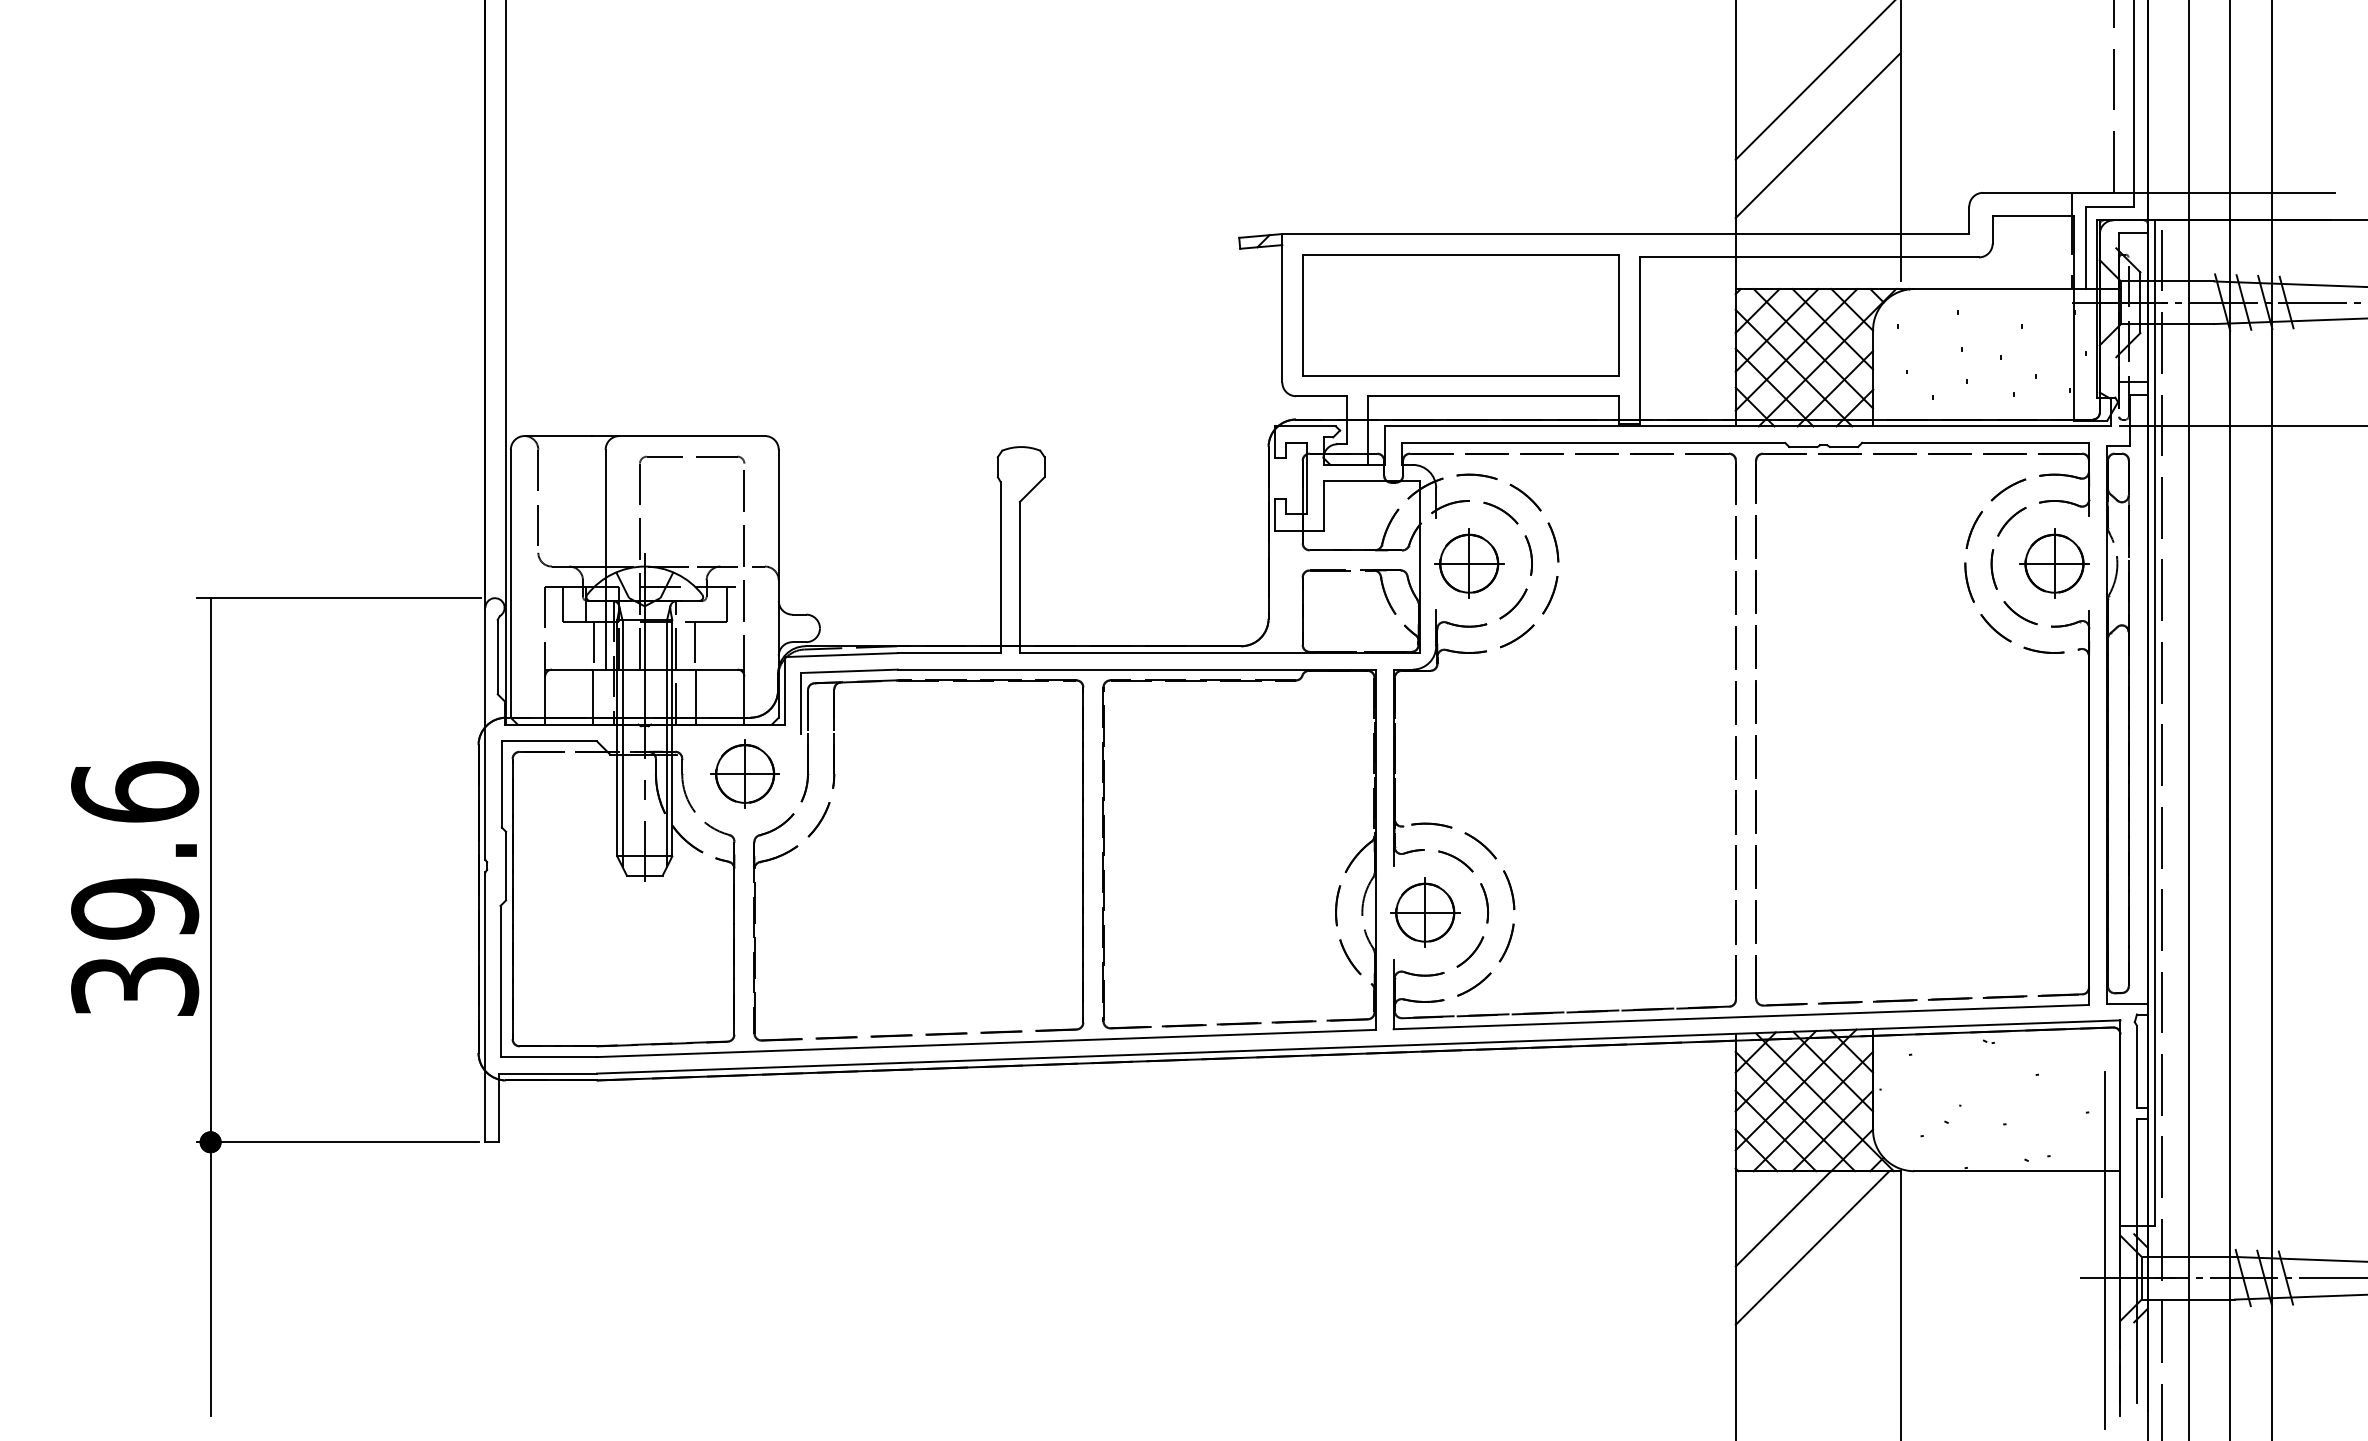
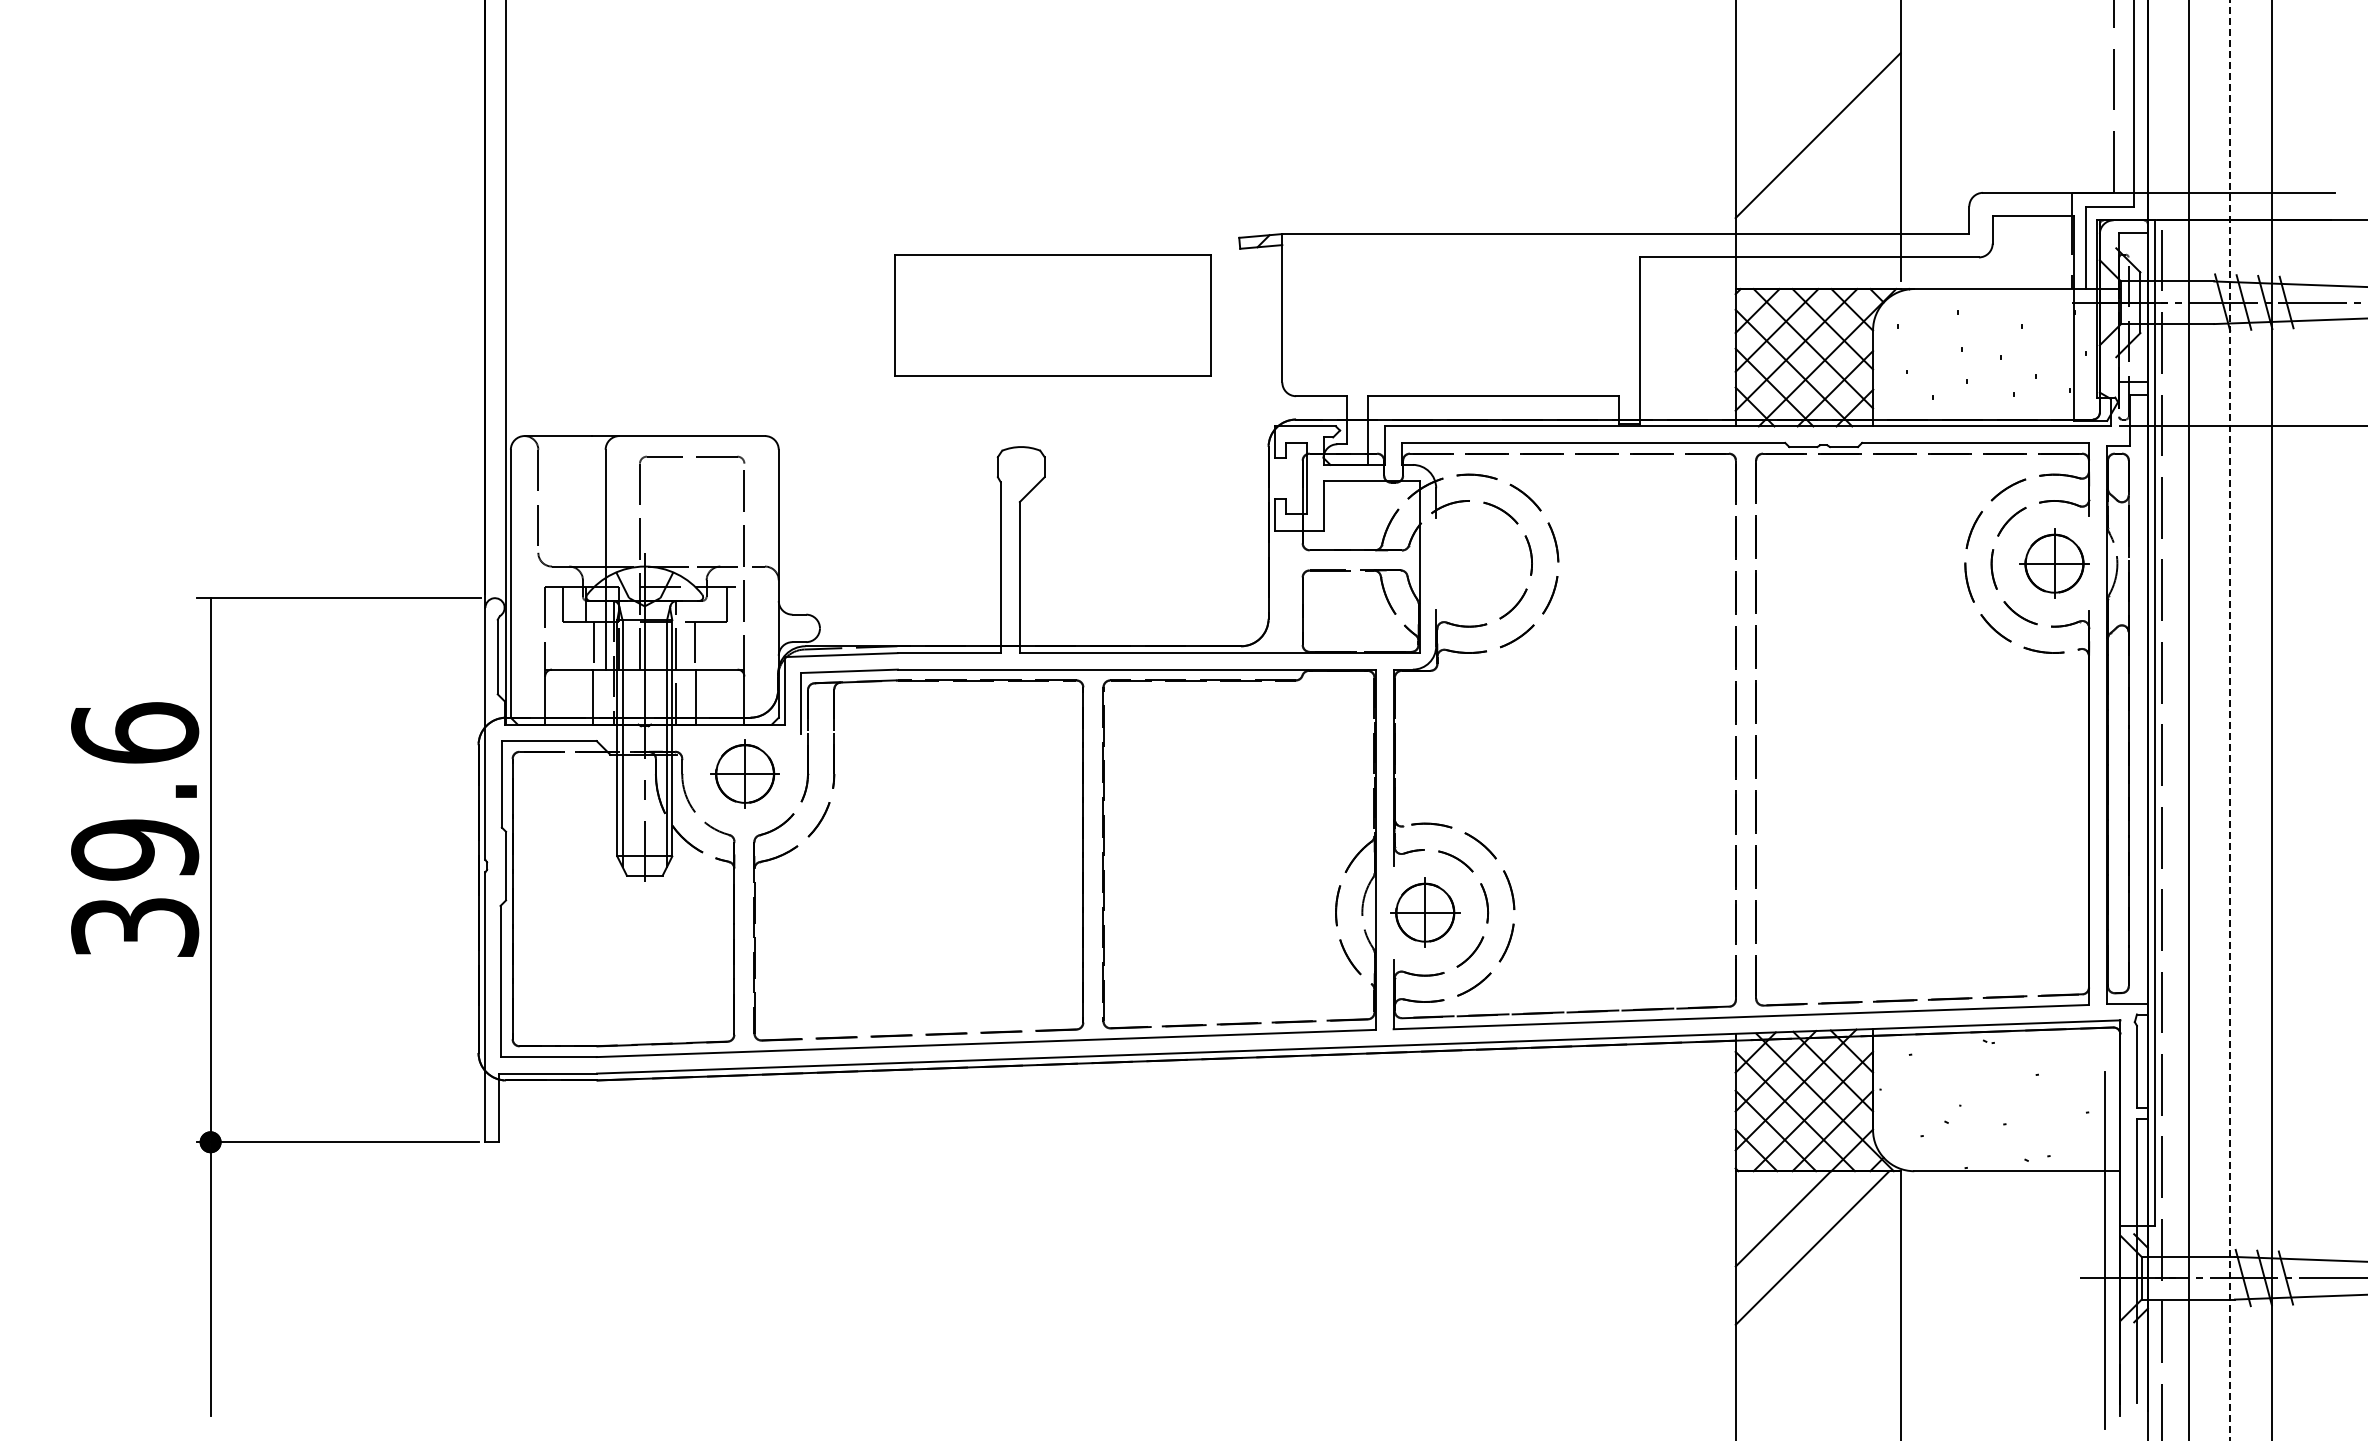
line: present -> none (1814, 80)
part position: (1460, 315) -> (1052, 315) (1052, 315)
part: present -> none (1469, 563)
line: solid -> dashed (2230, 720)
text position: (135, 888) -> (135, 829) (135, 829)
